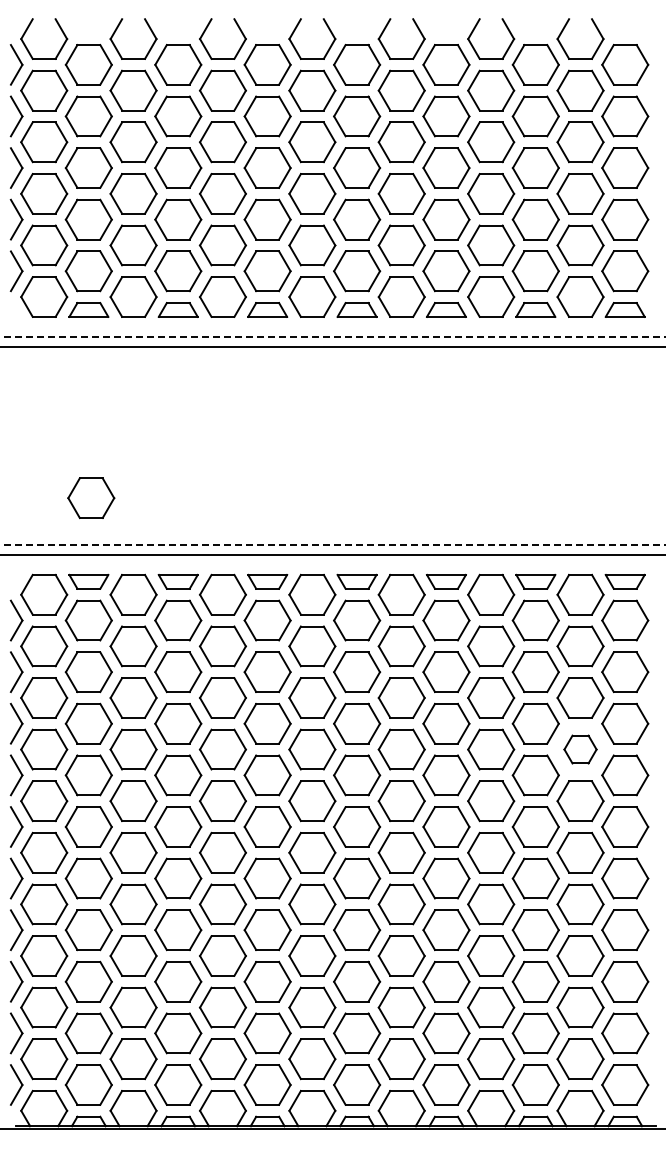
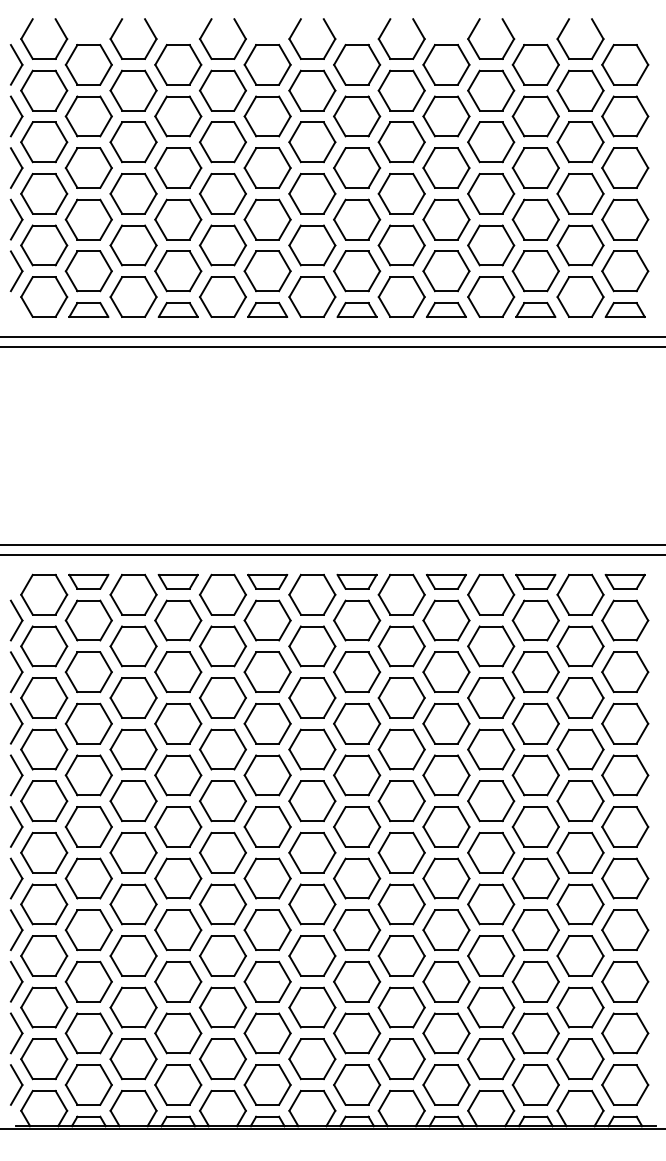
line: dashed -> solid (333, 336)
part: present -> none (91, 498)
line: dashed -> solid (333, 545)
part size: 35x31 px -> 49x43 px (580, 749)
